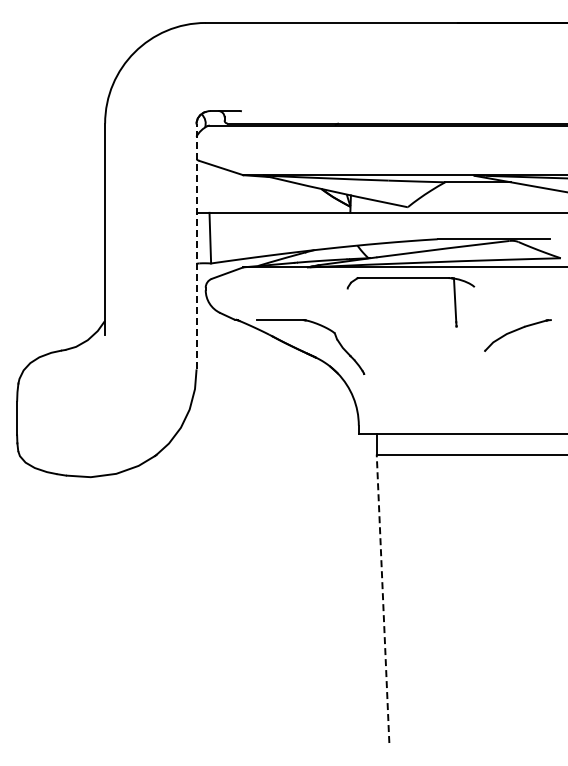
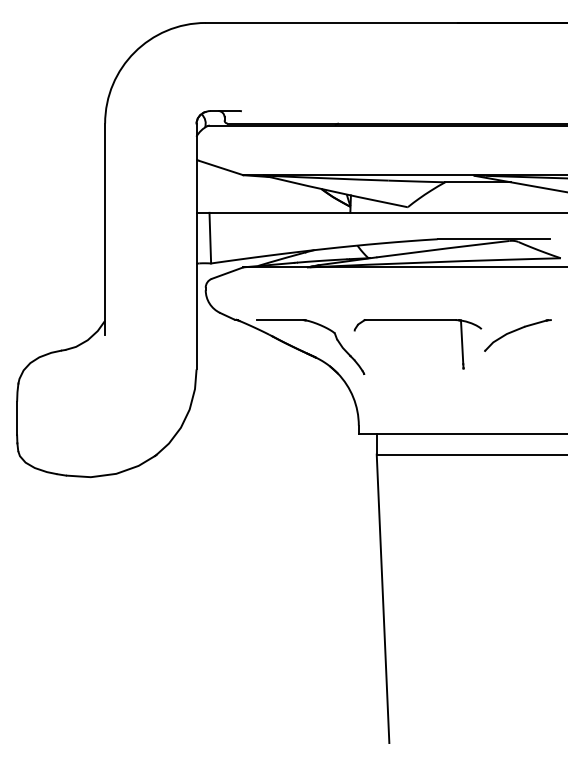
line: dashed -> solid (196, 246)
part position: (410, 278) -> (417, 320) (417, 320)
line: dashed -> solid (383, 598)
